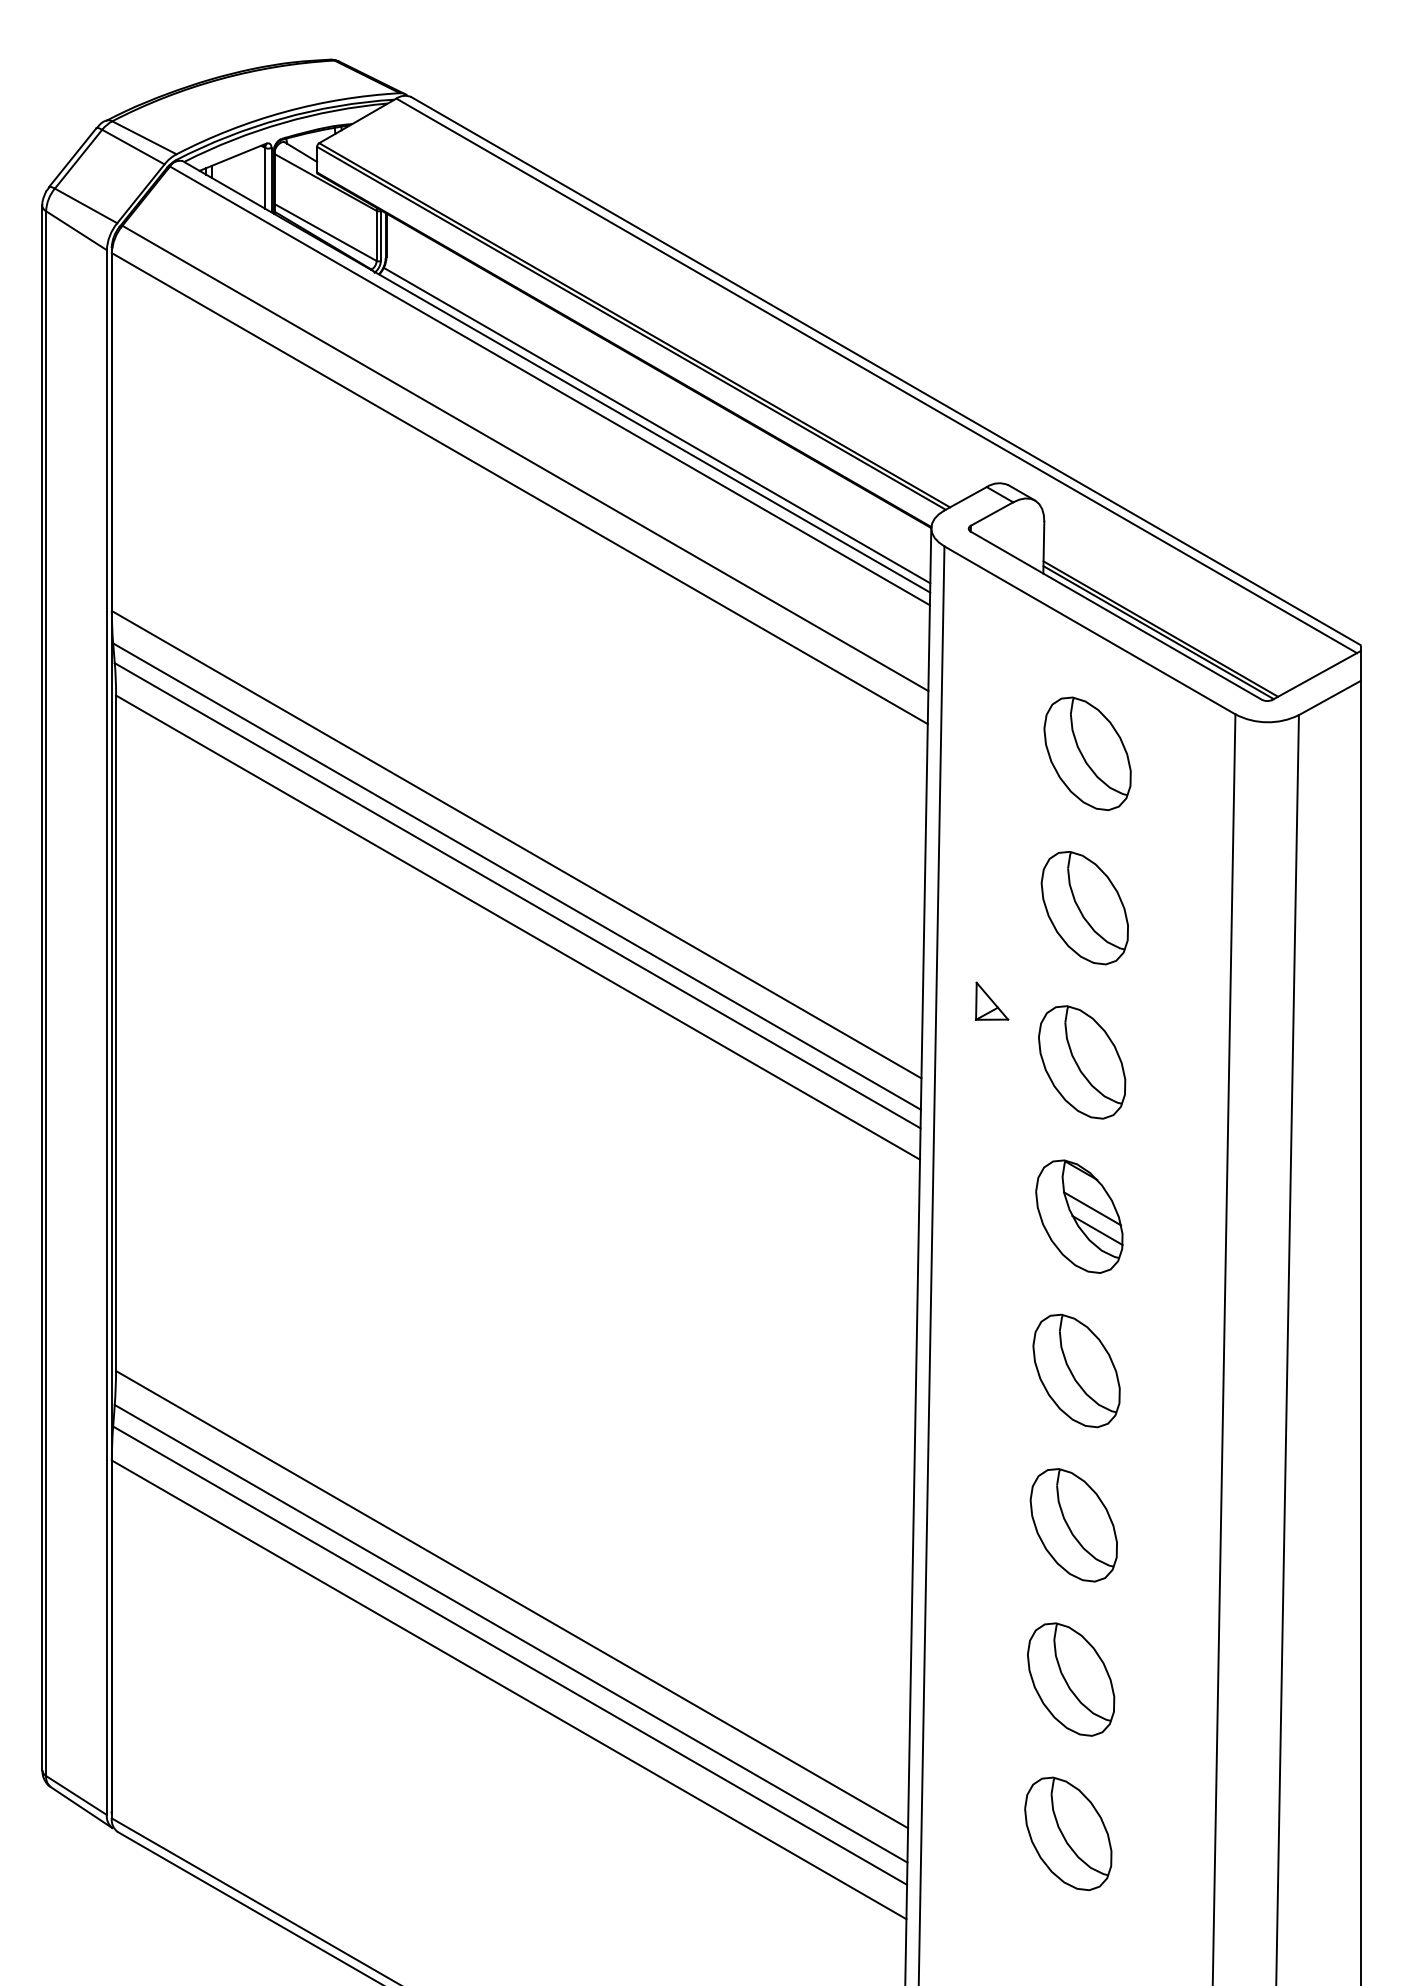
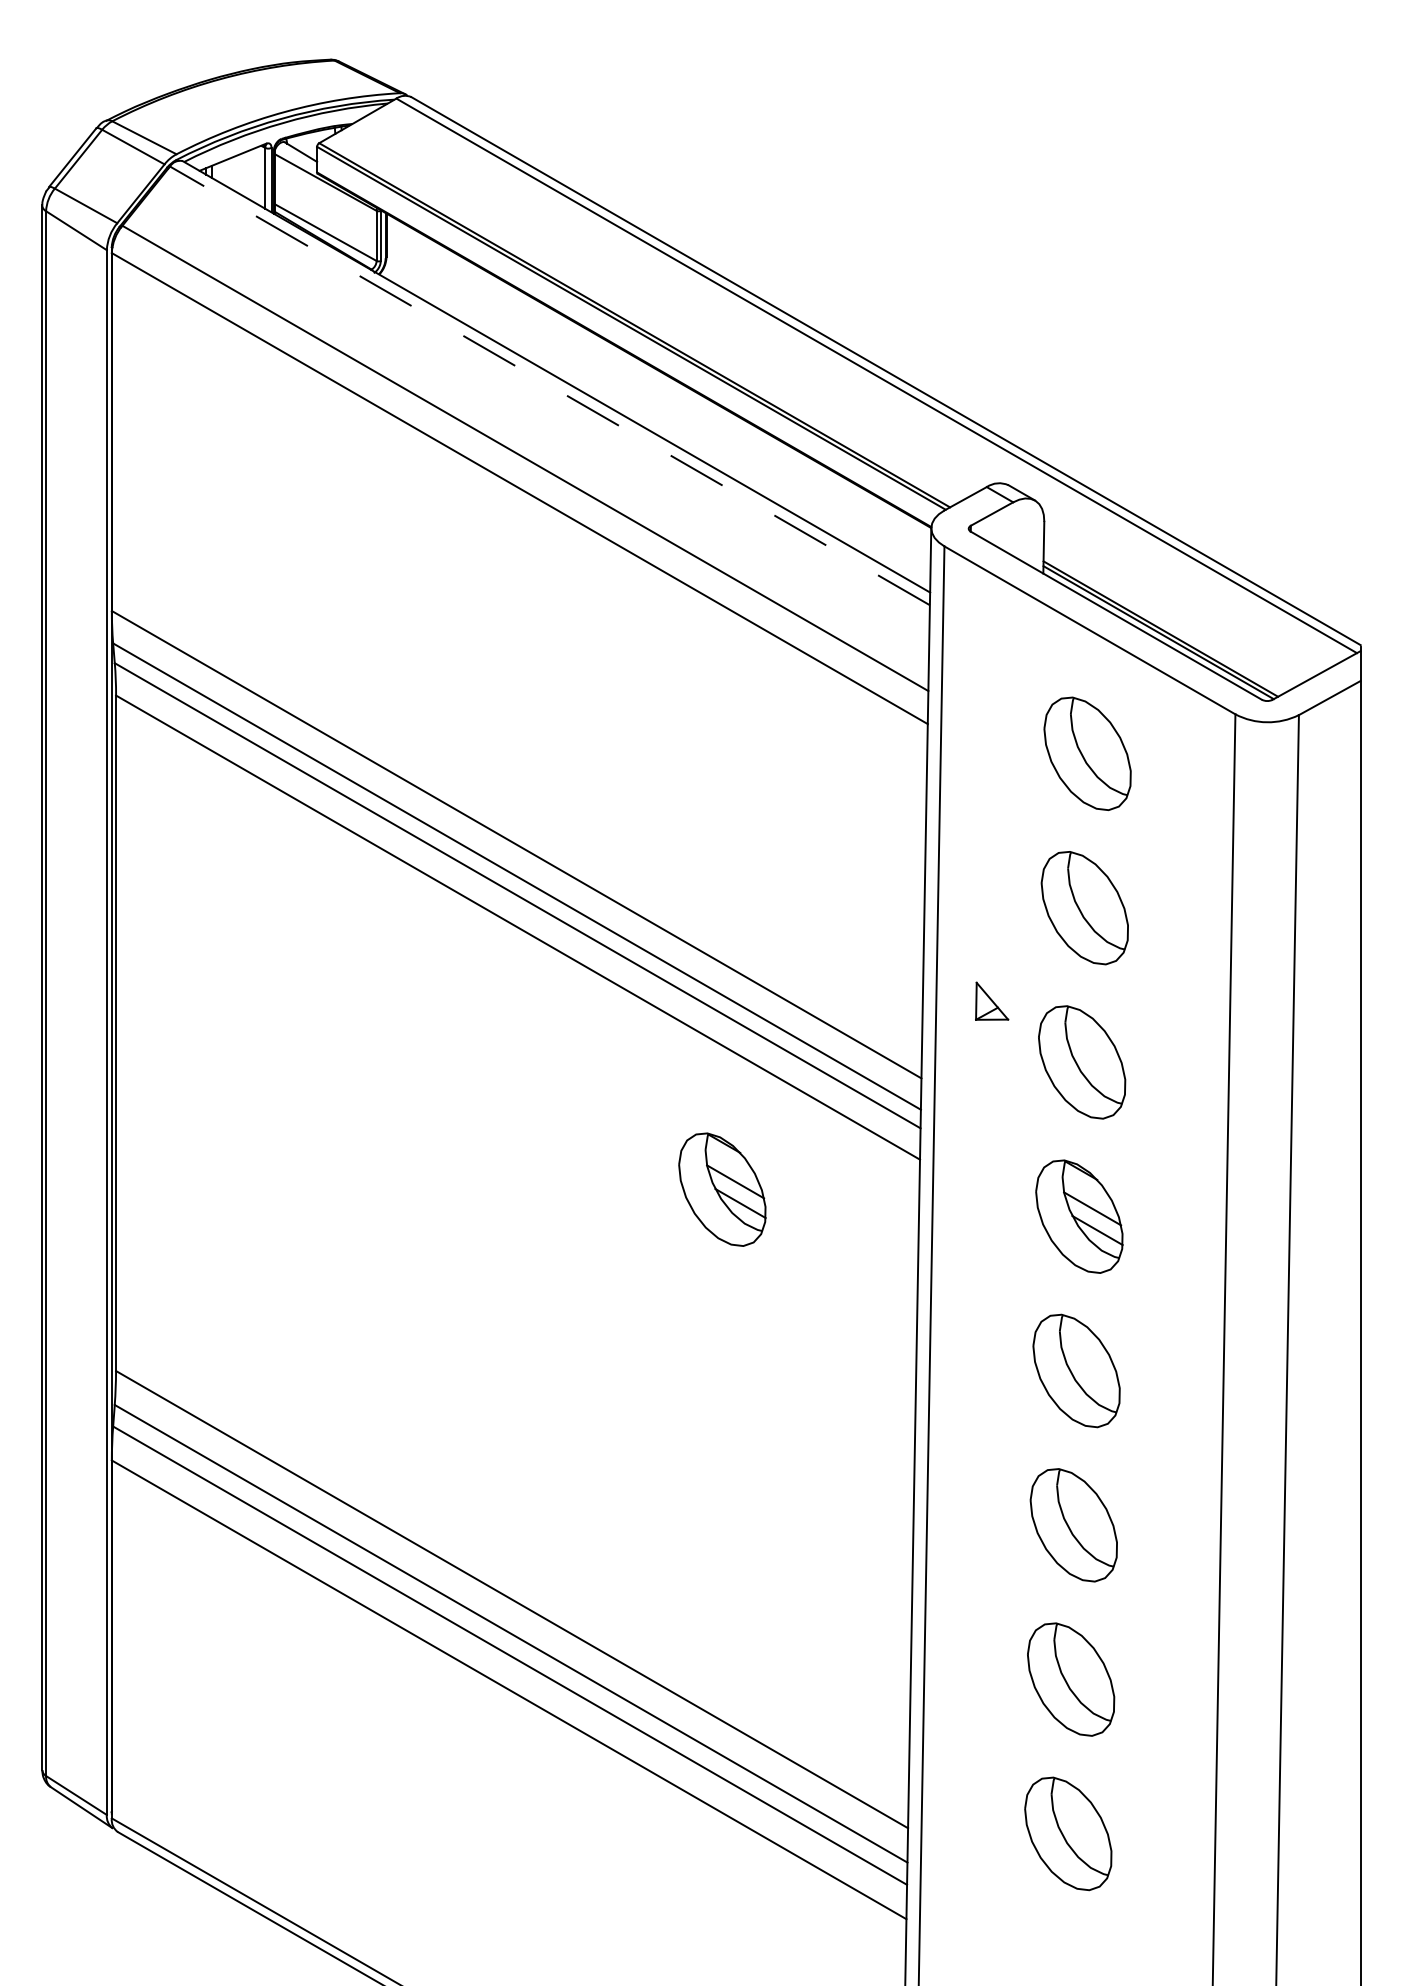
line: solid -> dashed (549, 385)
line: present -> none (656, 425)
part: none -> present (722, 1189)
